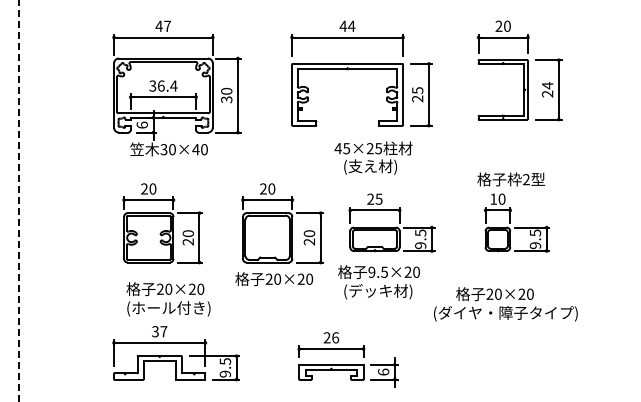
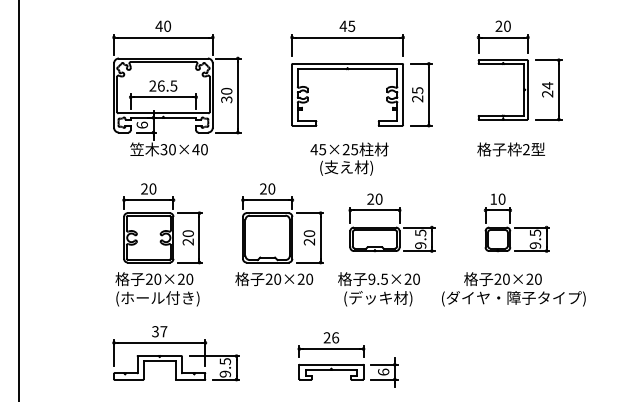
text: 47 -> 40 (167, 25)
text: 44 -> 45 (351, 25)
text: 36.4 -> 26.5 (162, 85)
text position: (373, 157) -> (349, 158) (349, 158)
text position: (510, 179) -> (510, 149) (510, 149)
text: 25 -> 20 (378, 198)
line: dashed -> solid (19, 200)
text position: (378, 282) -> (378, 289) (378, 289)
text position: (168, 299) -> (157, 289) (157, 289)
text position: (505, 304) -> (513, 289) (513, 289)
